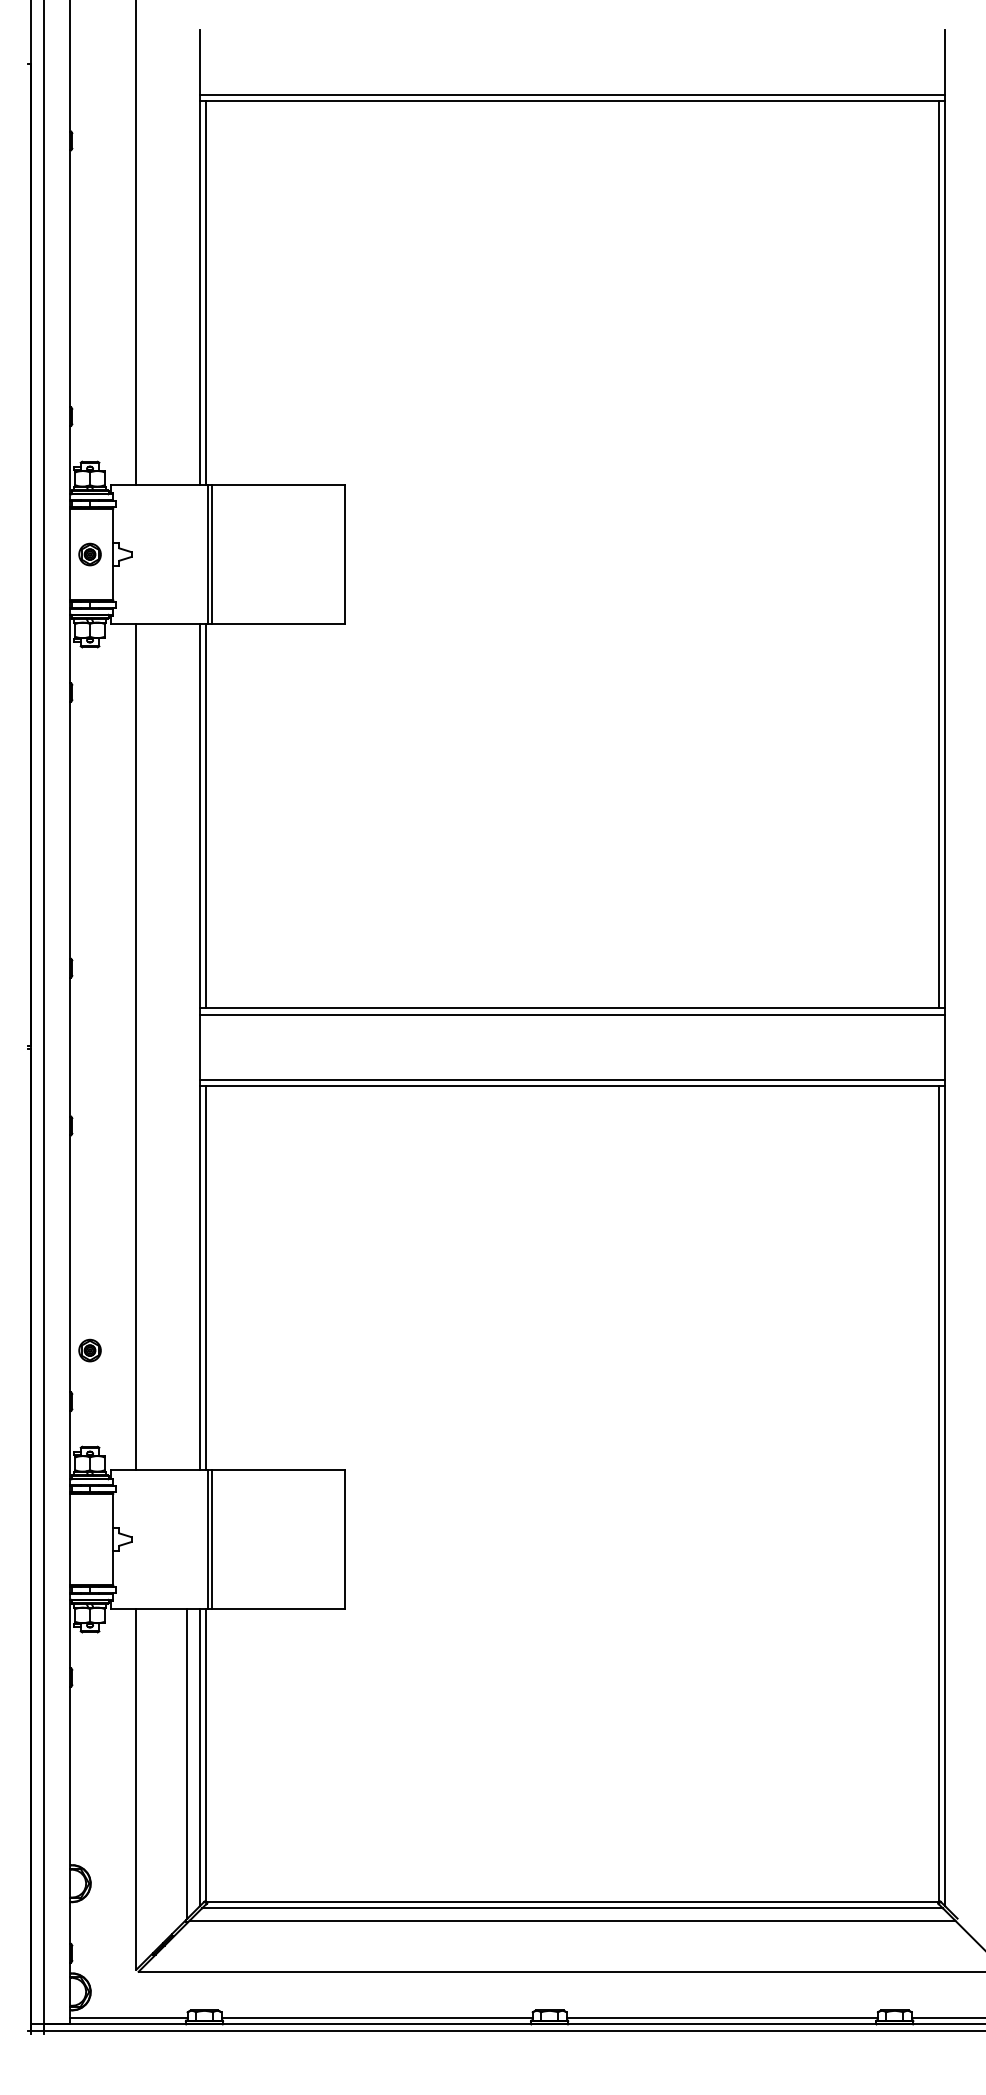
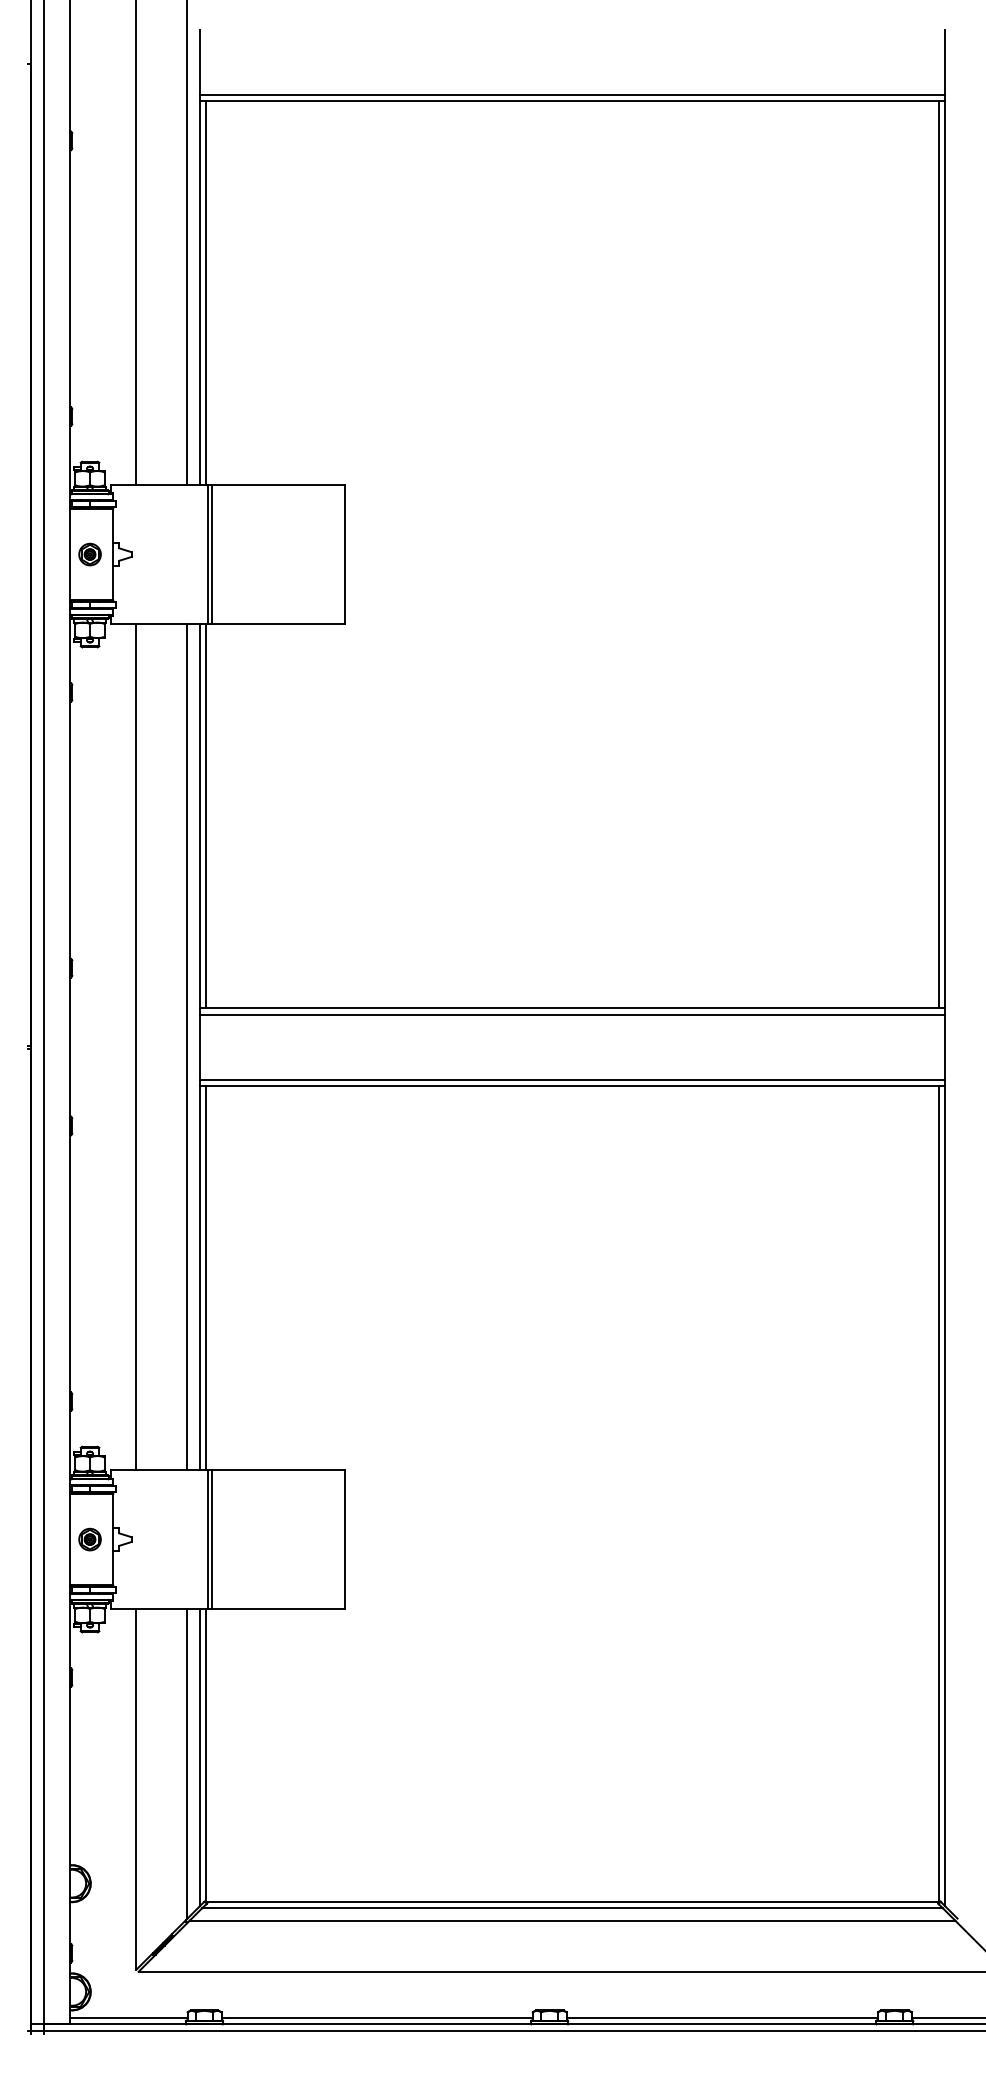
line: none -> present (187, 243)
line: none -> present (187, 1047)
part position: (89, 1350) -> (89, 1539) (89, 1539)
